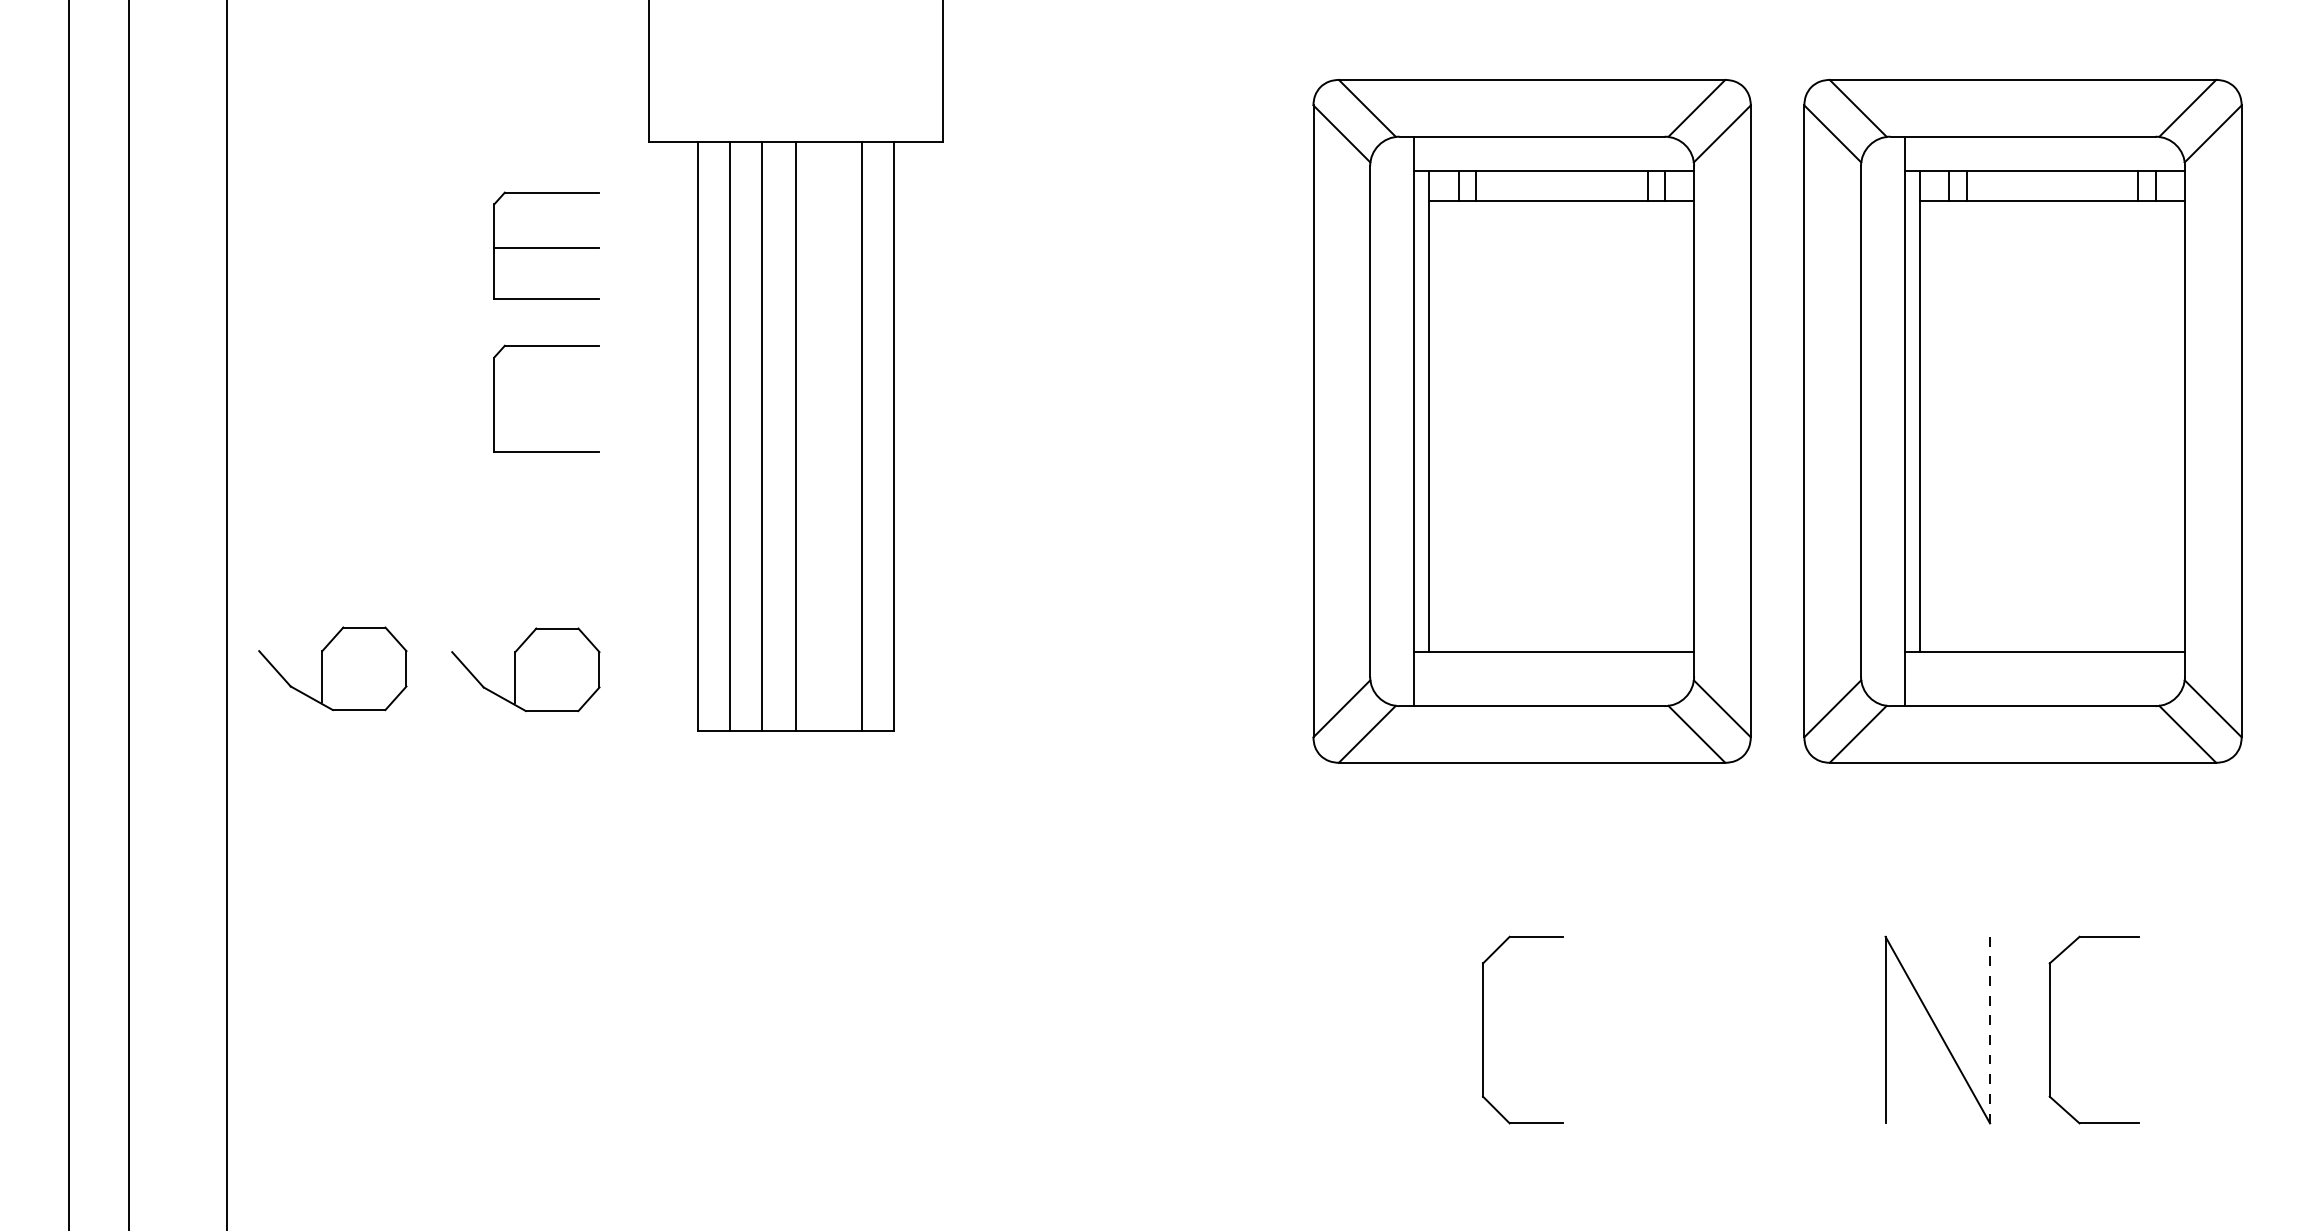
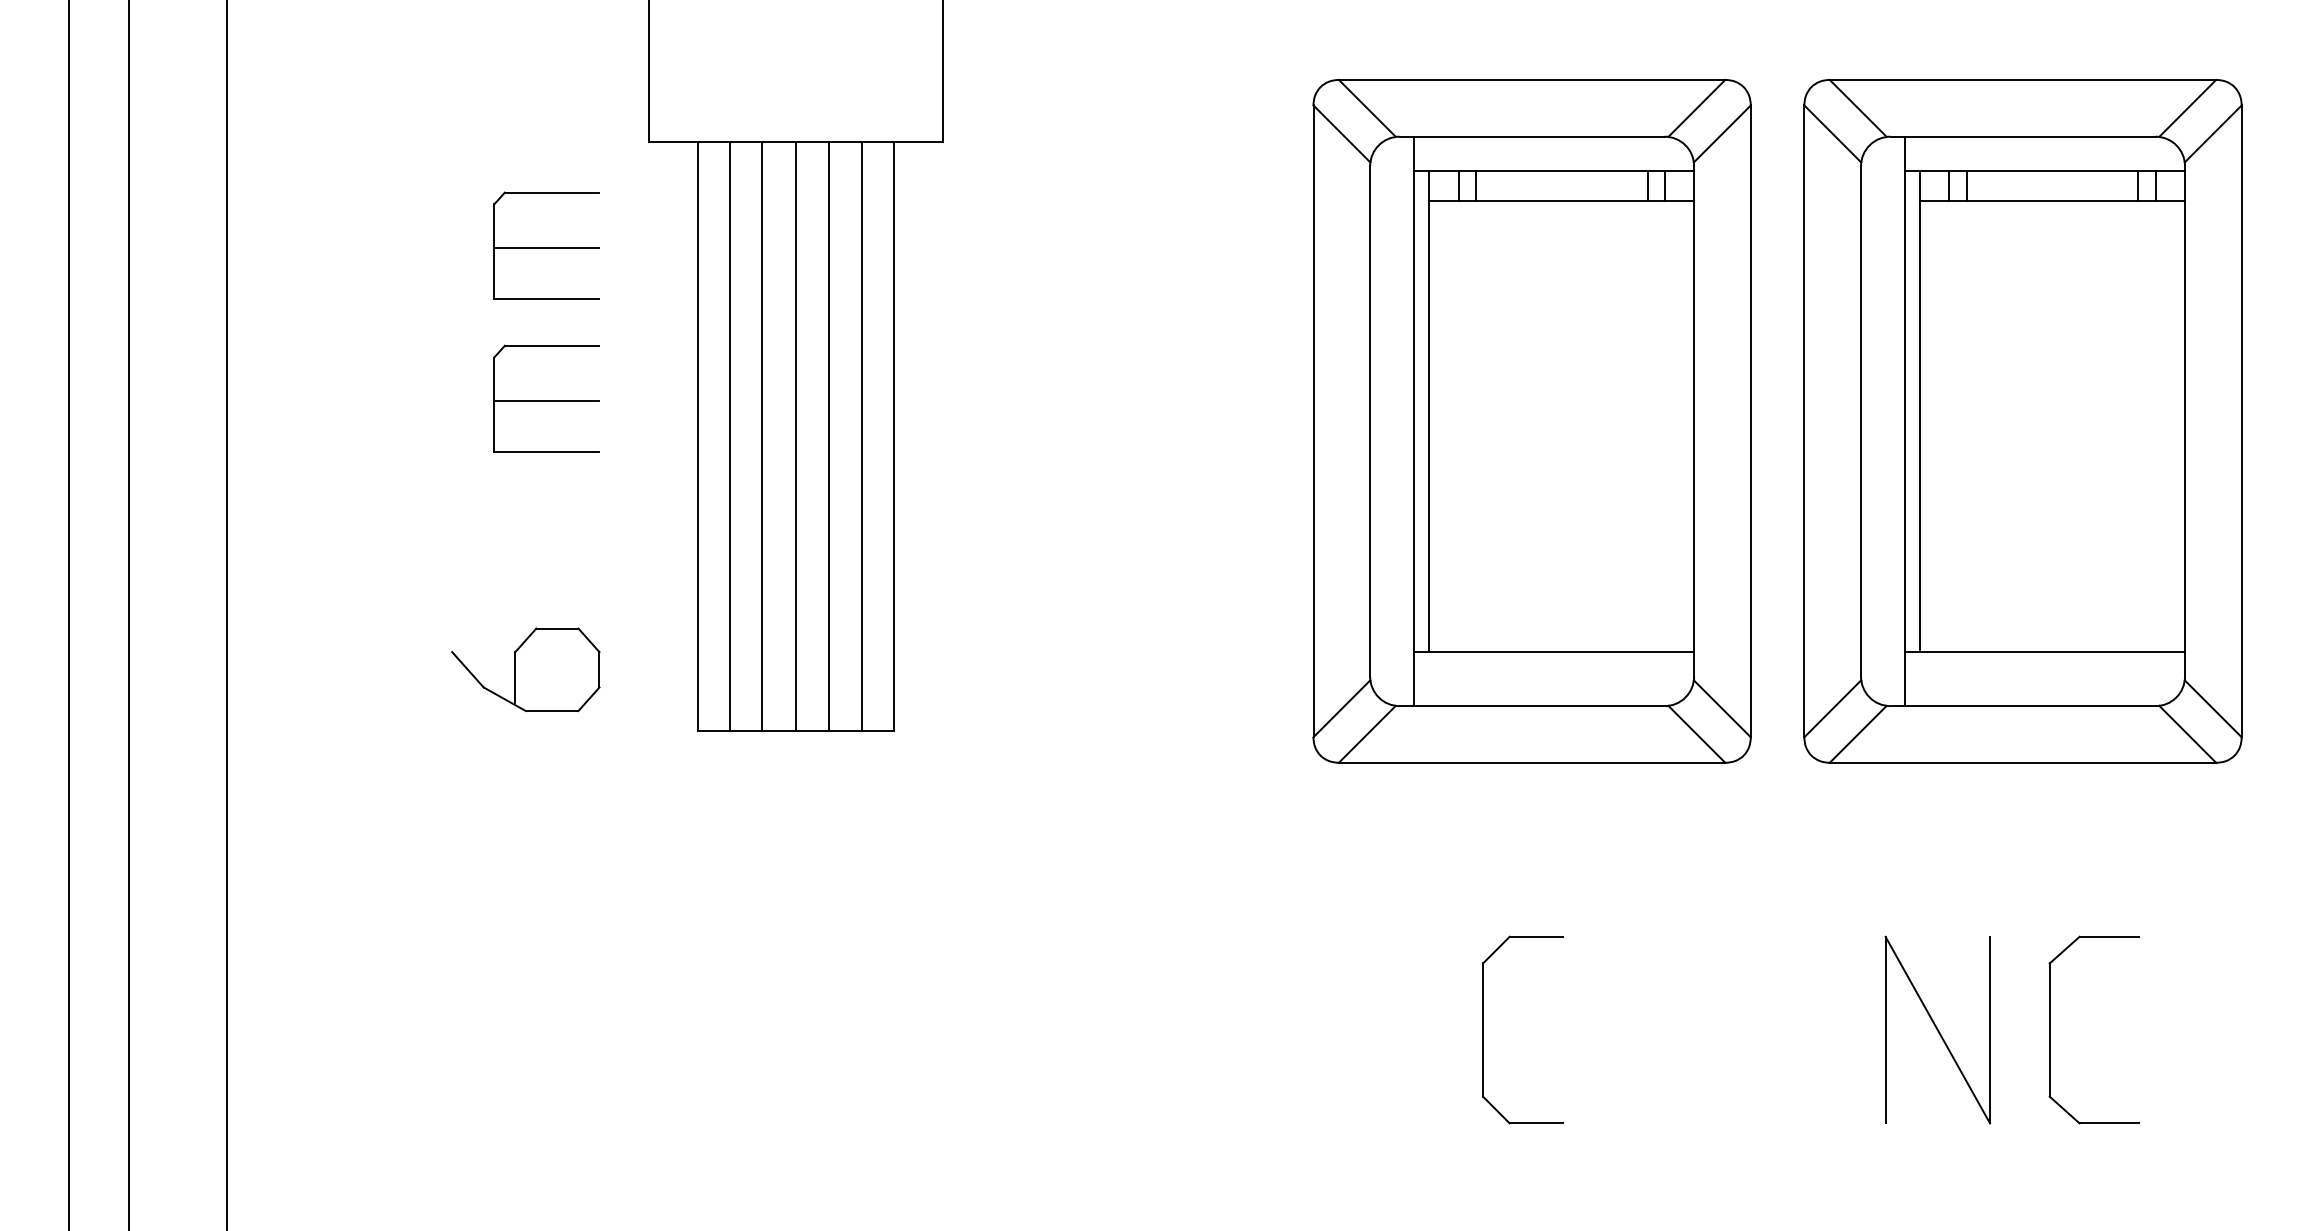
line: none -> present (546, 400)
line: none -> present (829, 435)
part: present -> none (332, 668)
line: dashed -> solid (1990, 1029)
